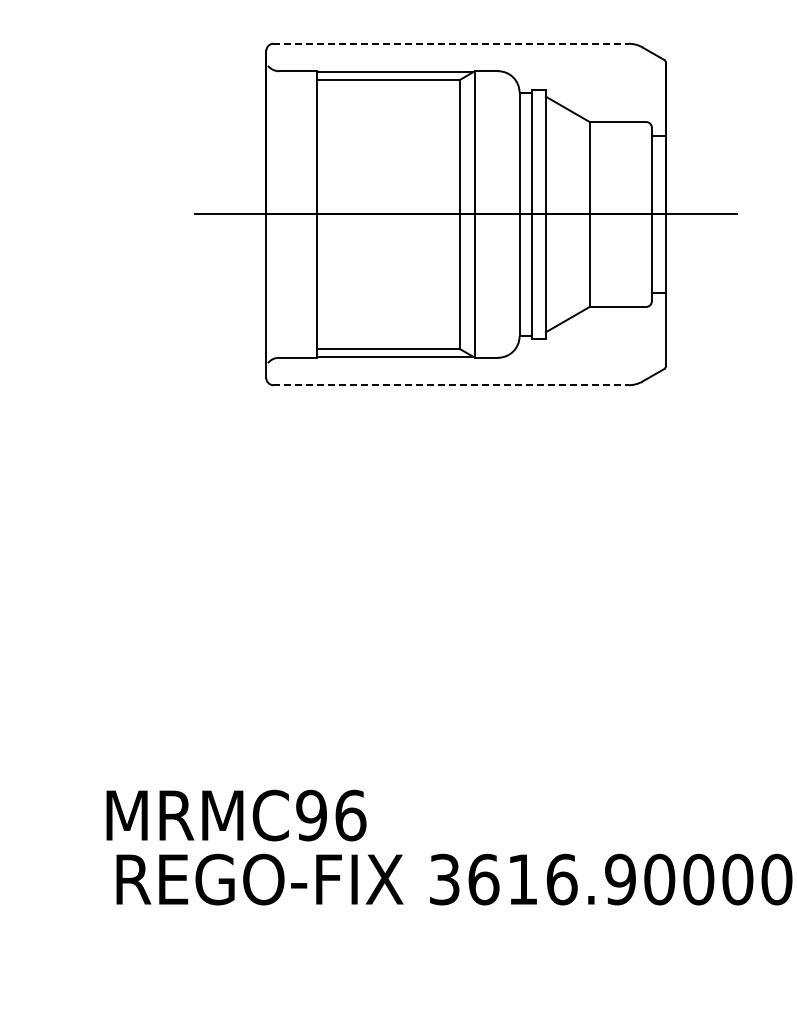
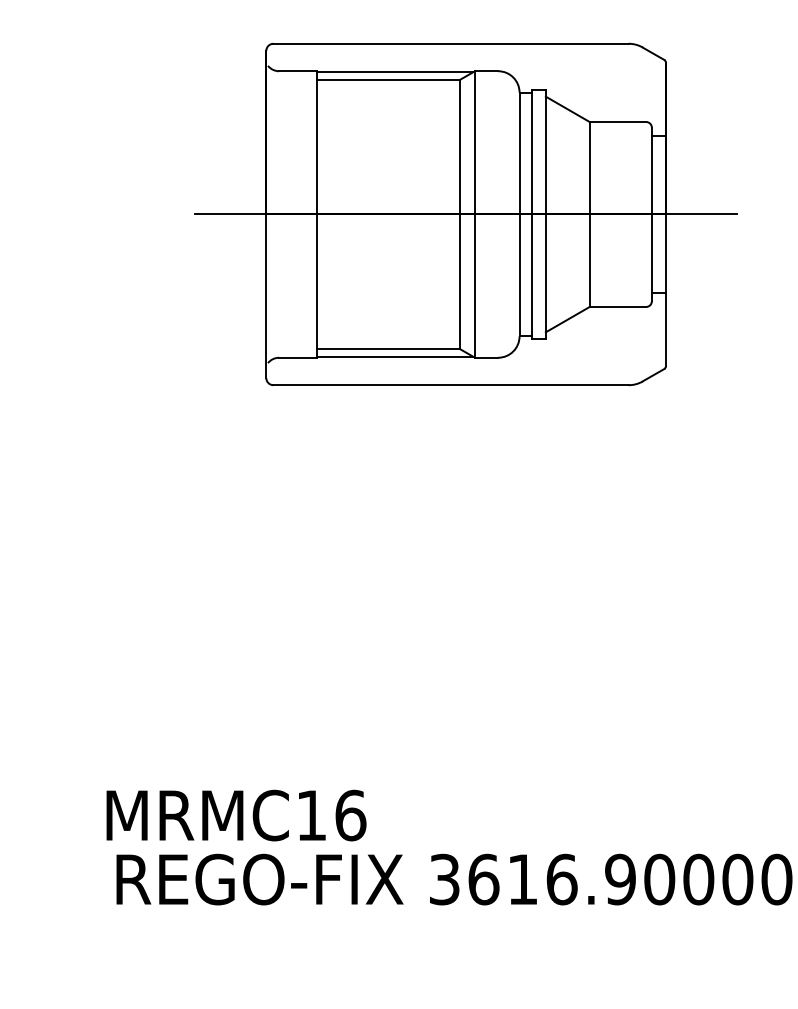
line: dashed -> solid (451, 43)
line: dashed -> solid (451, 385)
text: MRMC96 -> MRMC16 (311, 815)
